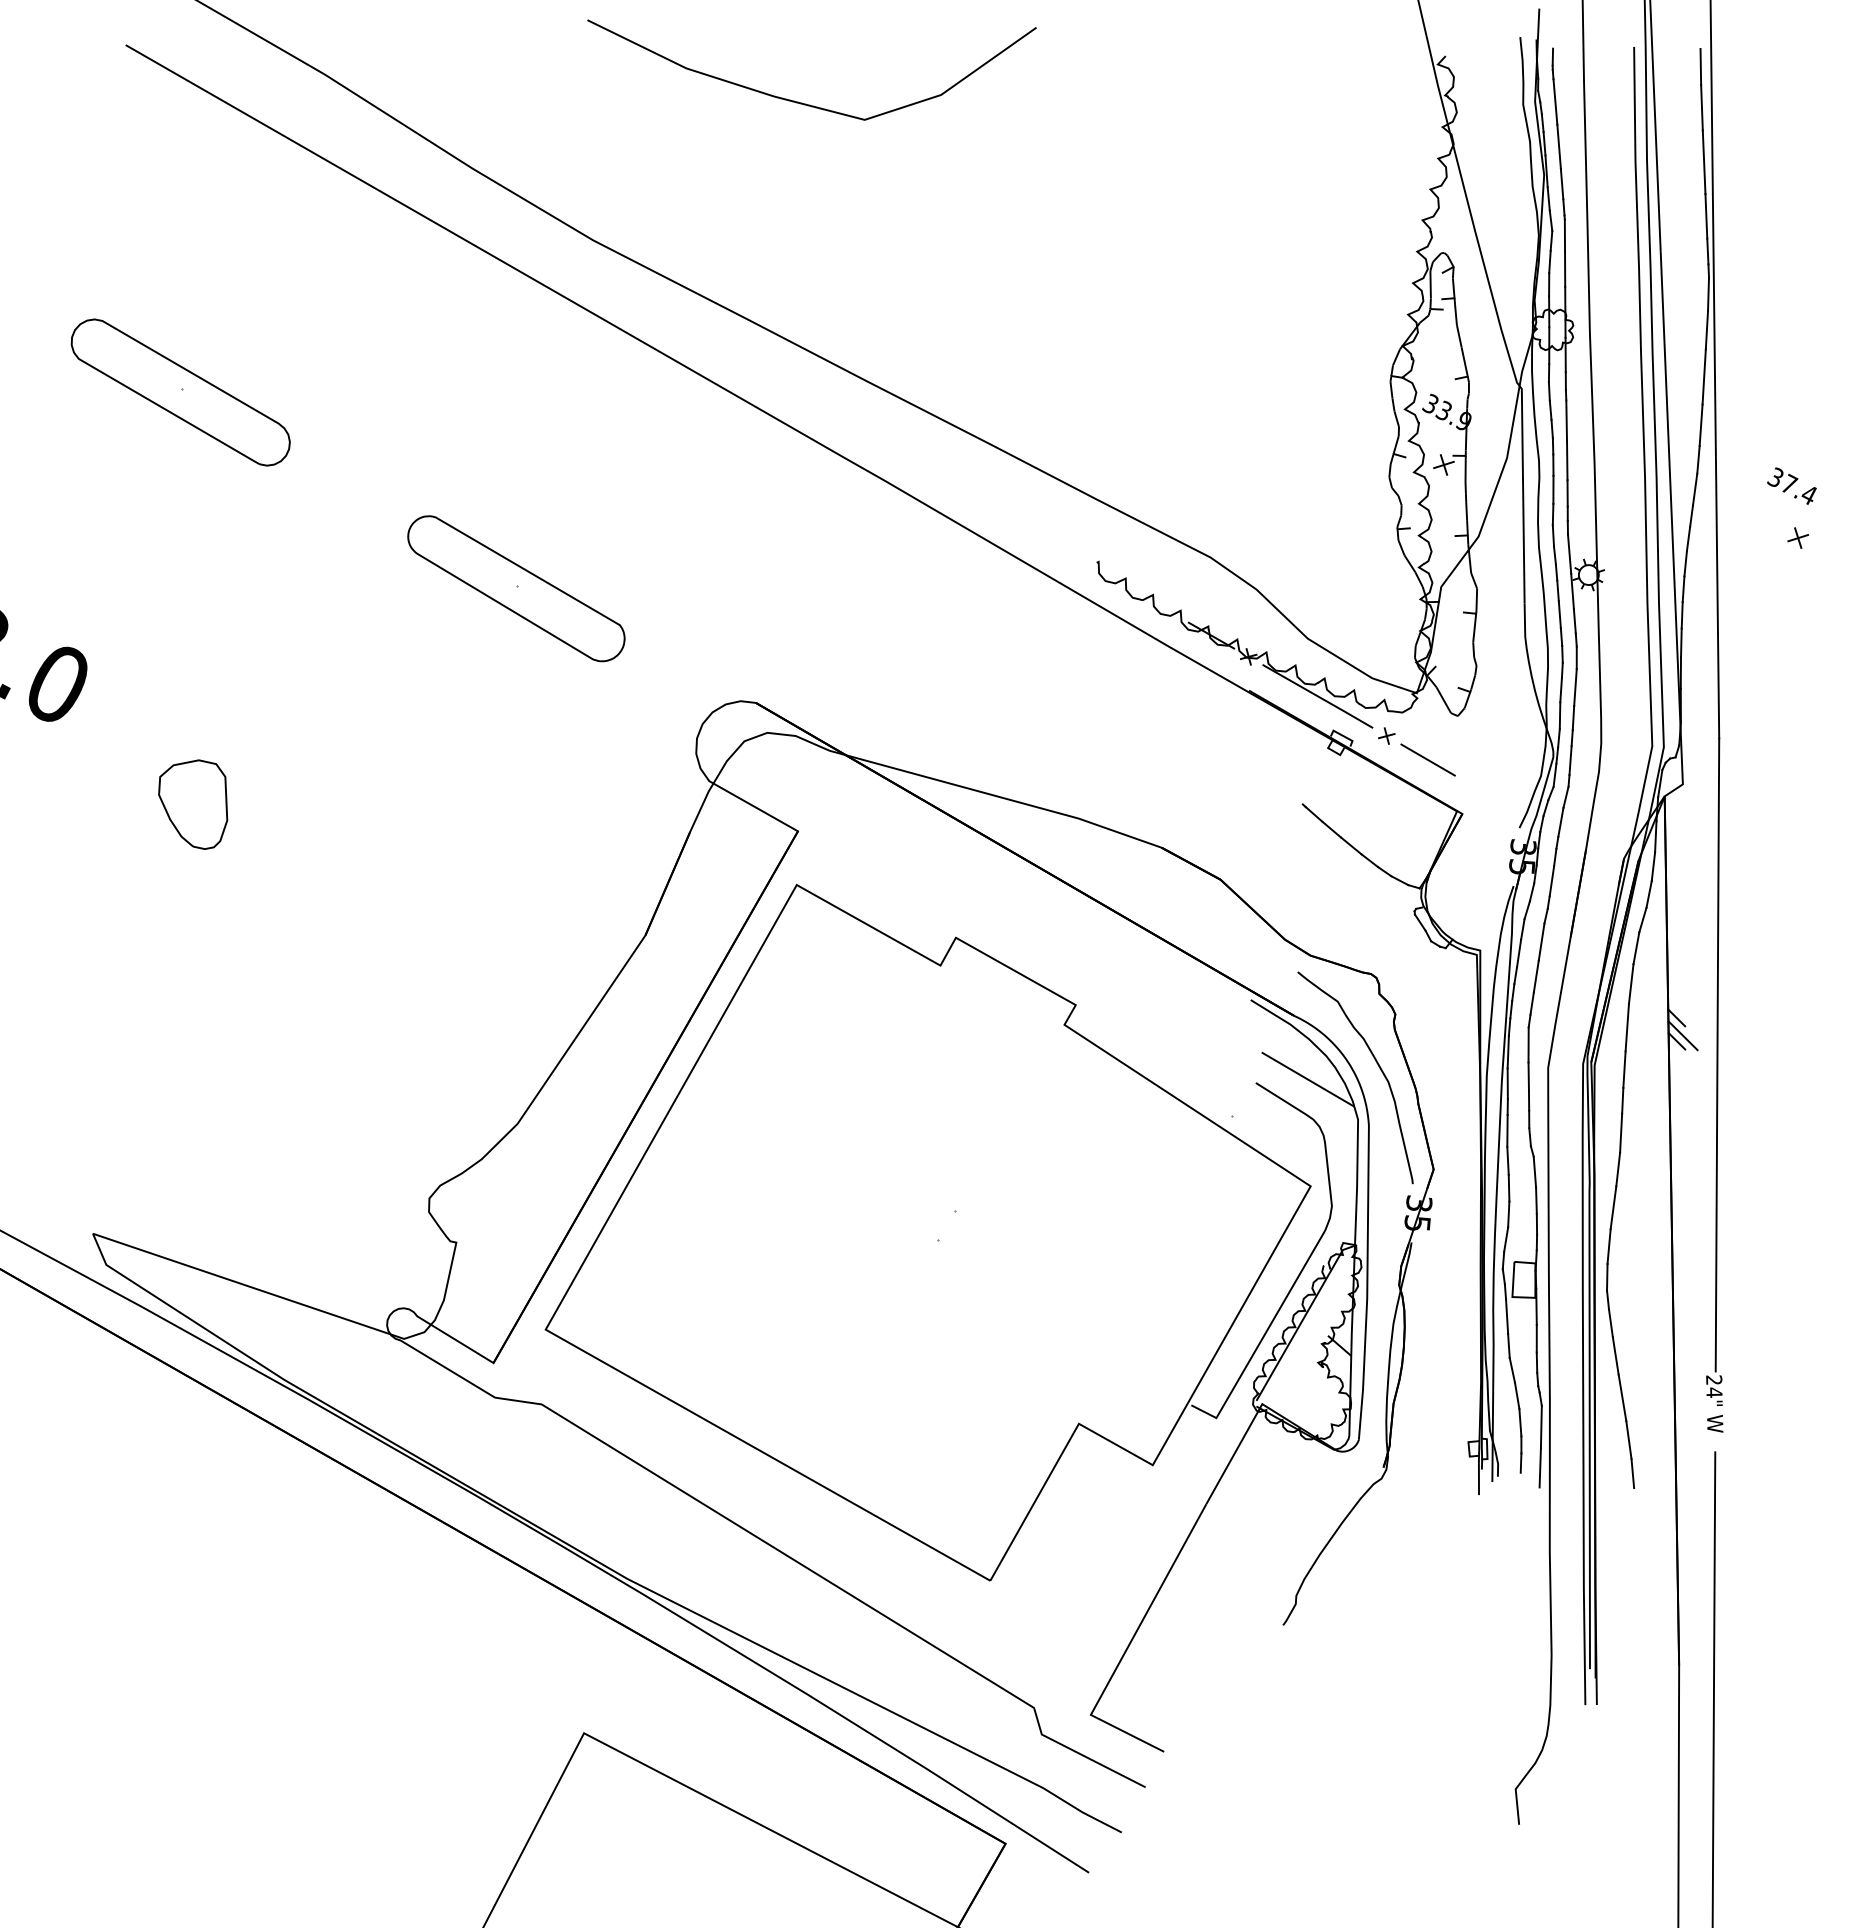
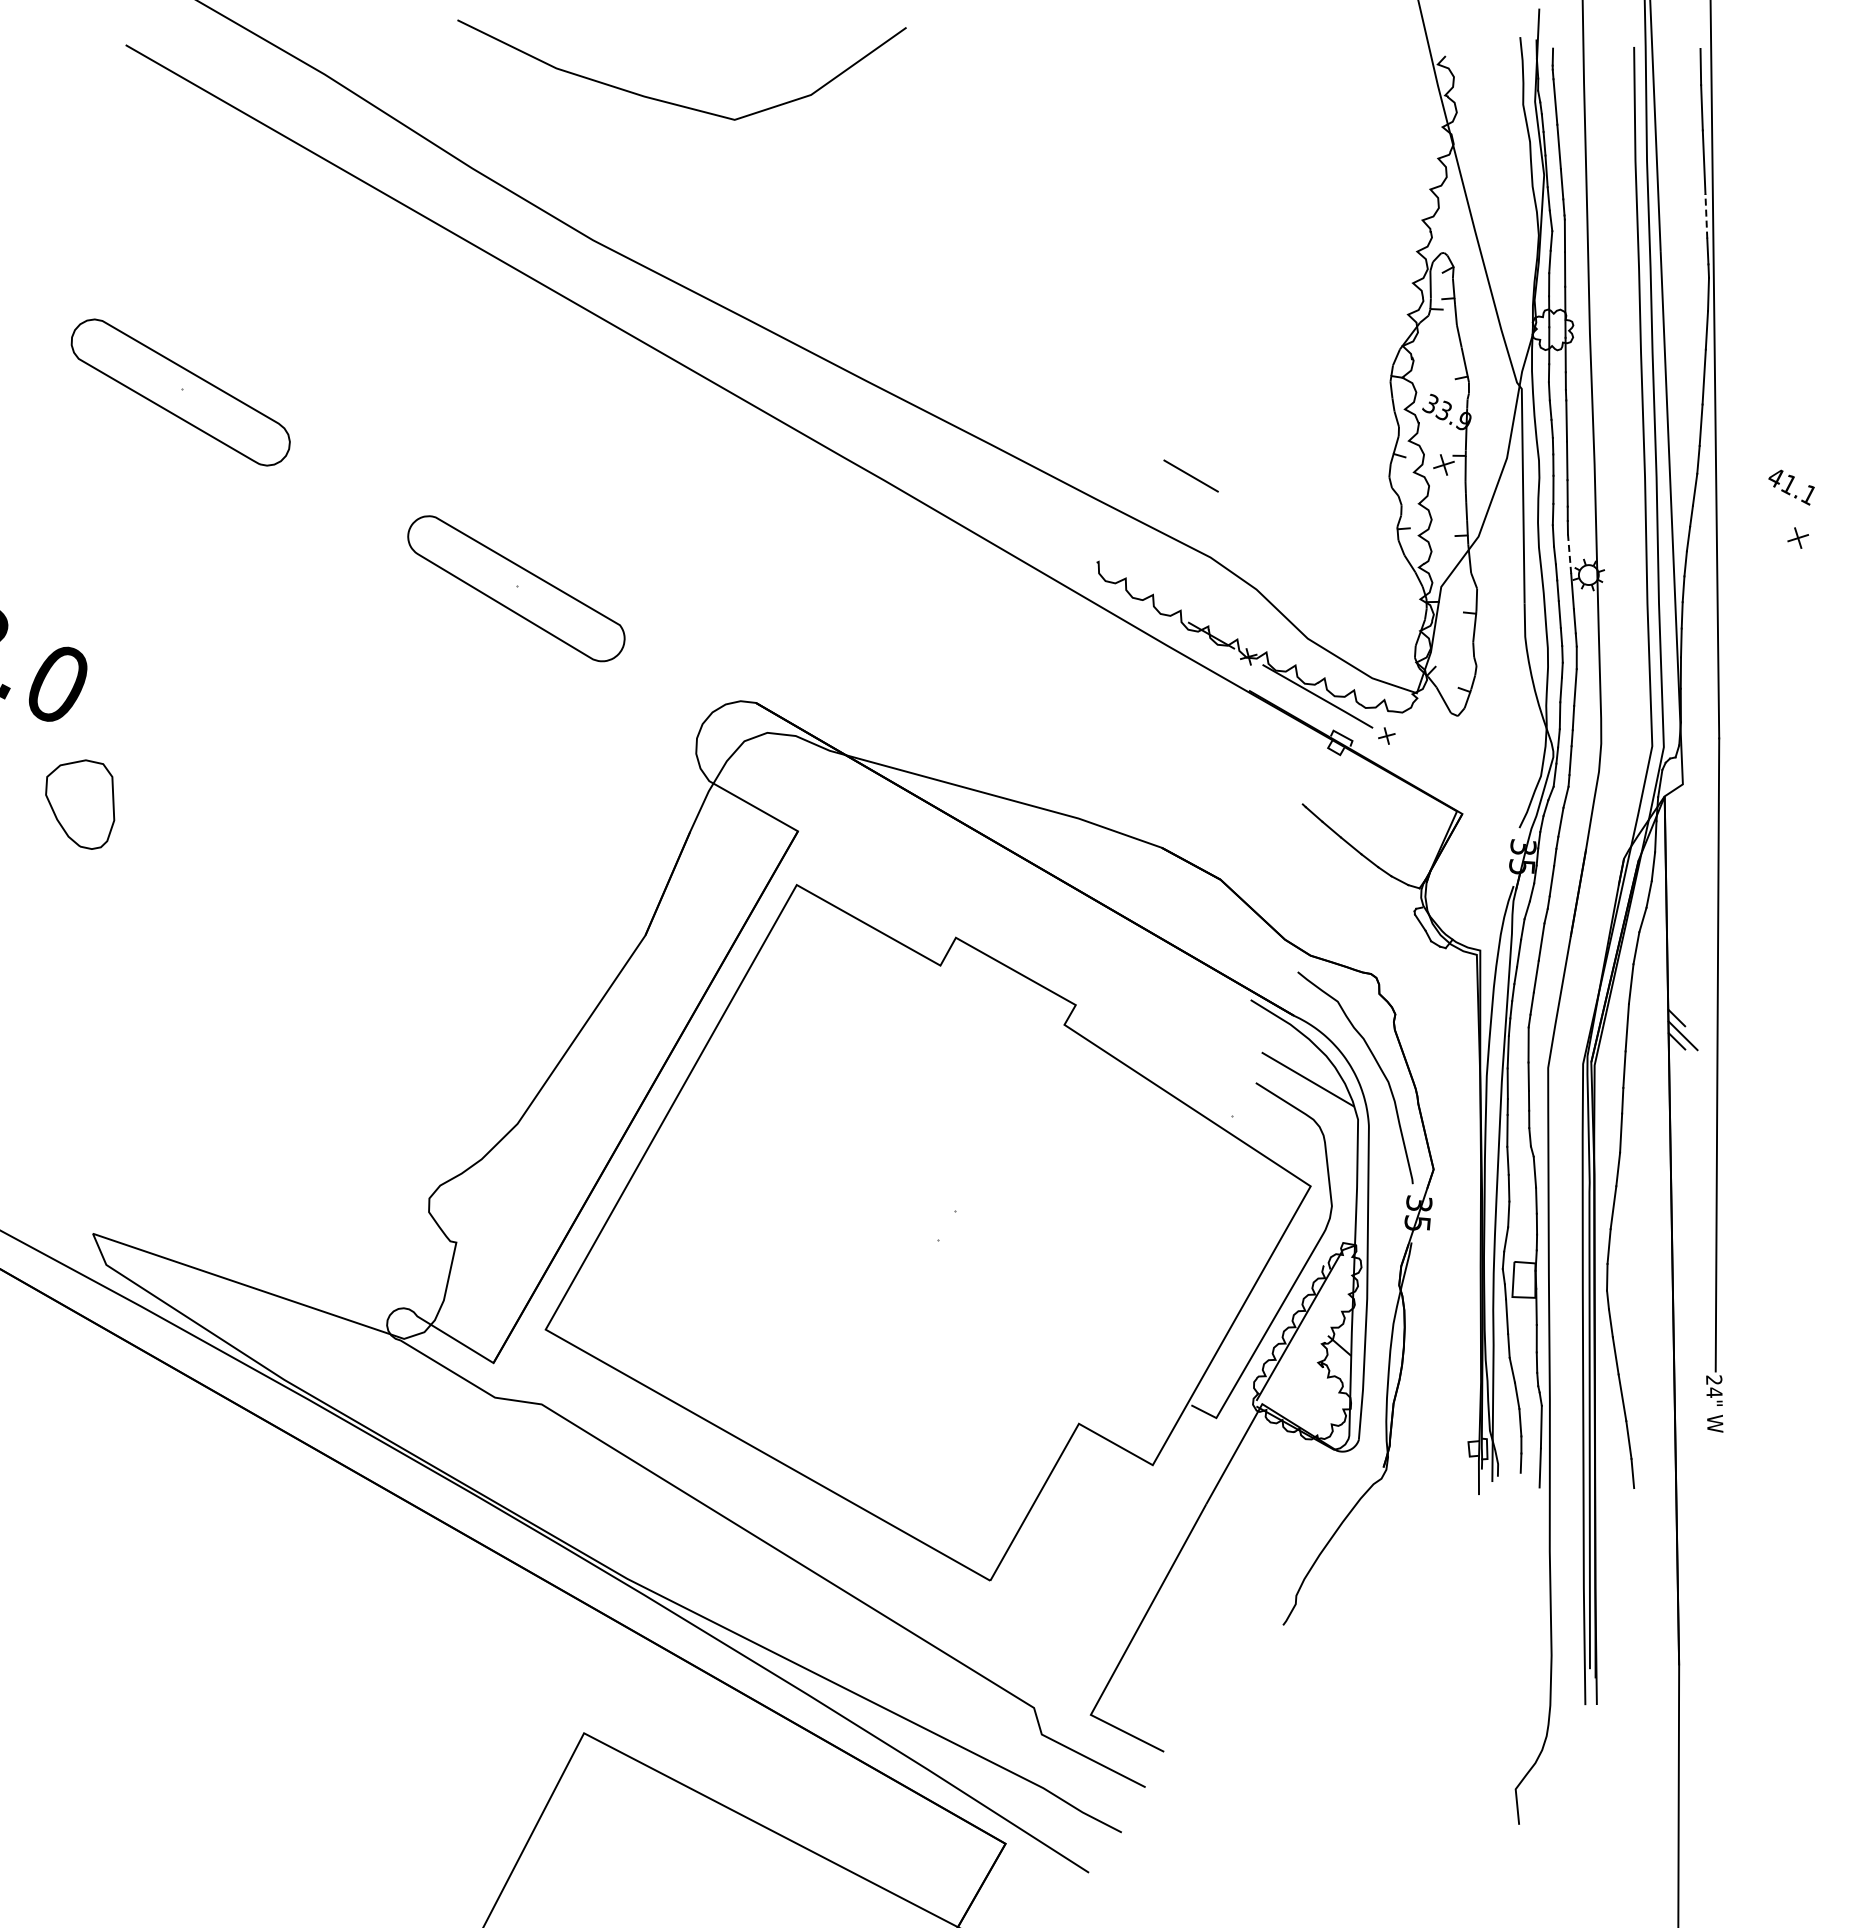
curve position: (802, 102) -> (672, 102) (672, 102)
line: solid -> dashed (1706, 215)
text: 37.4 -> 41.1 (1791, 486)
line: solid -> dashed (1569, 554)
line position: (1427, 759) -> (1190, 475) (1190, 475)
part position: (193, 804) -> (80, 804) (80, 804)
line: present -> none (1713, 1688)
